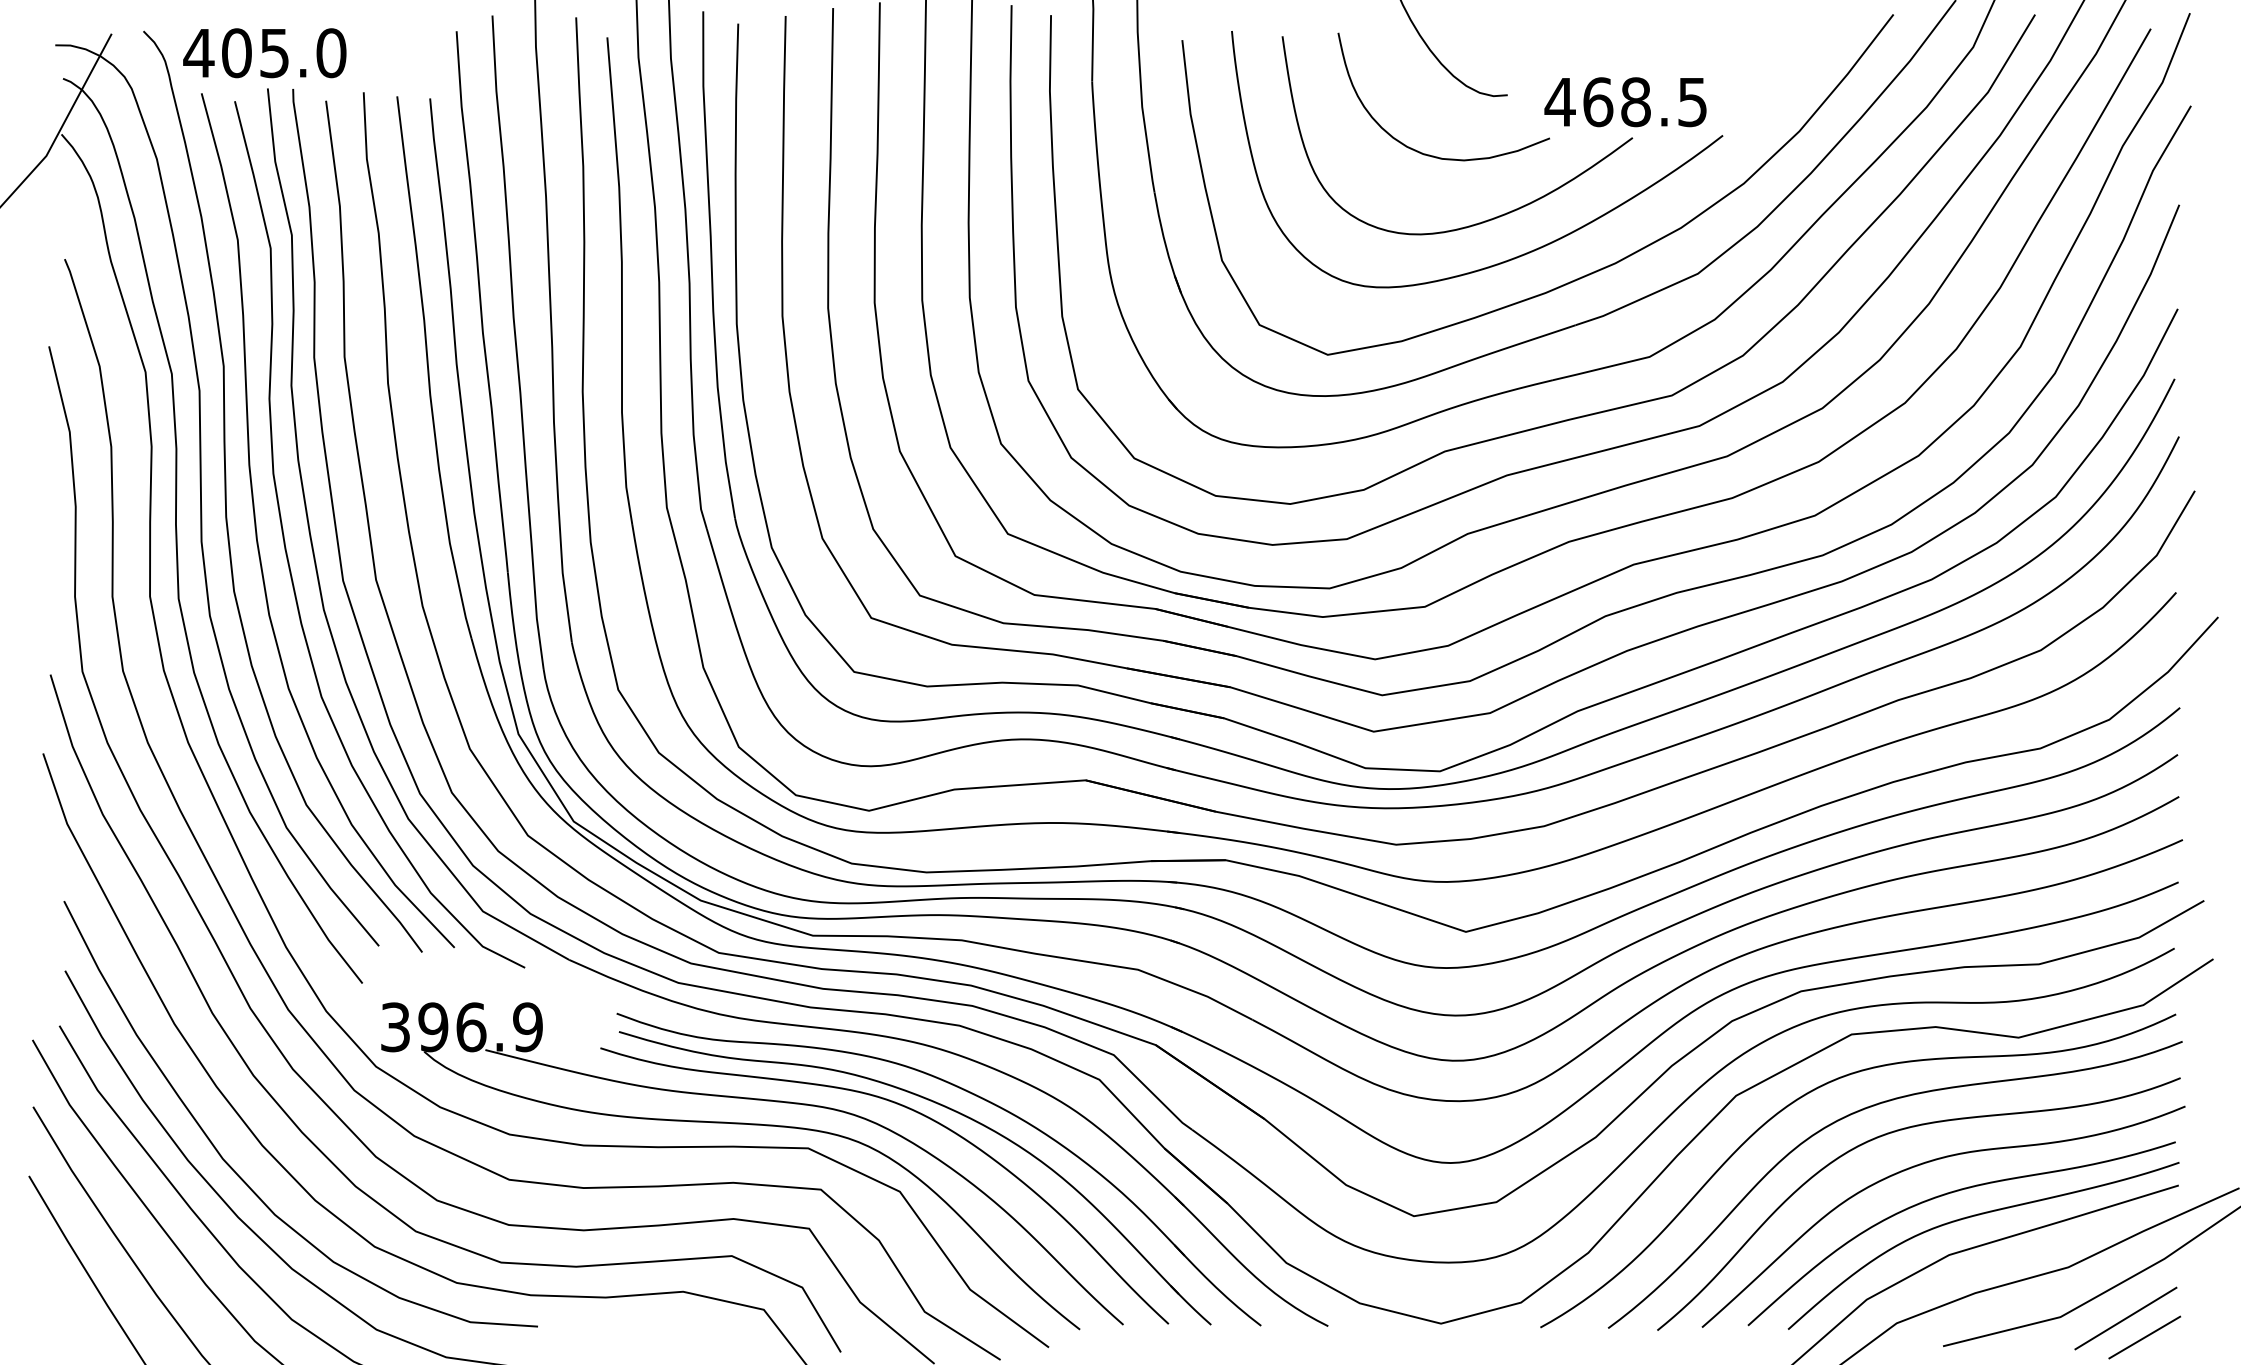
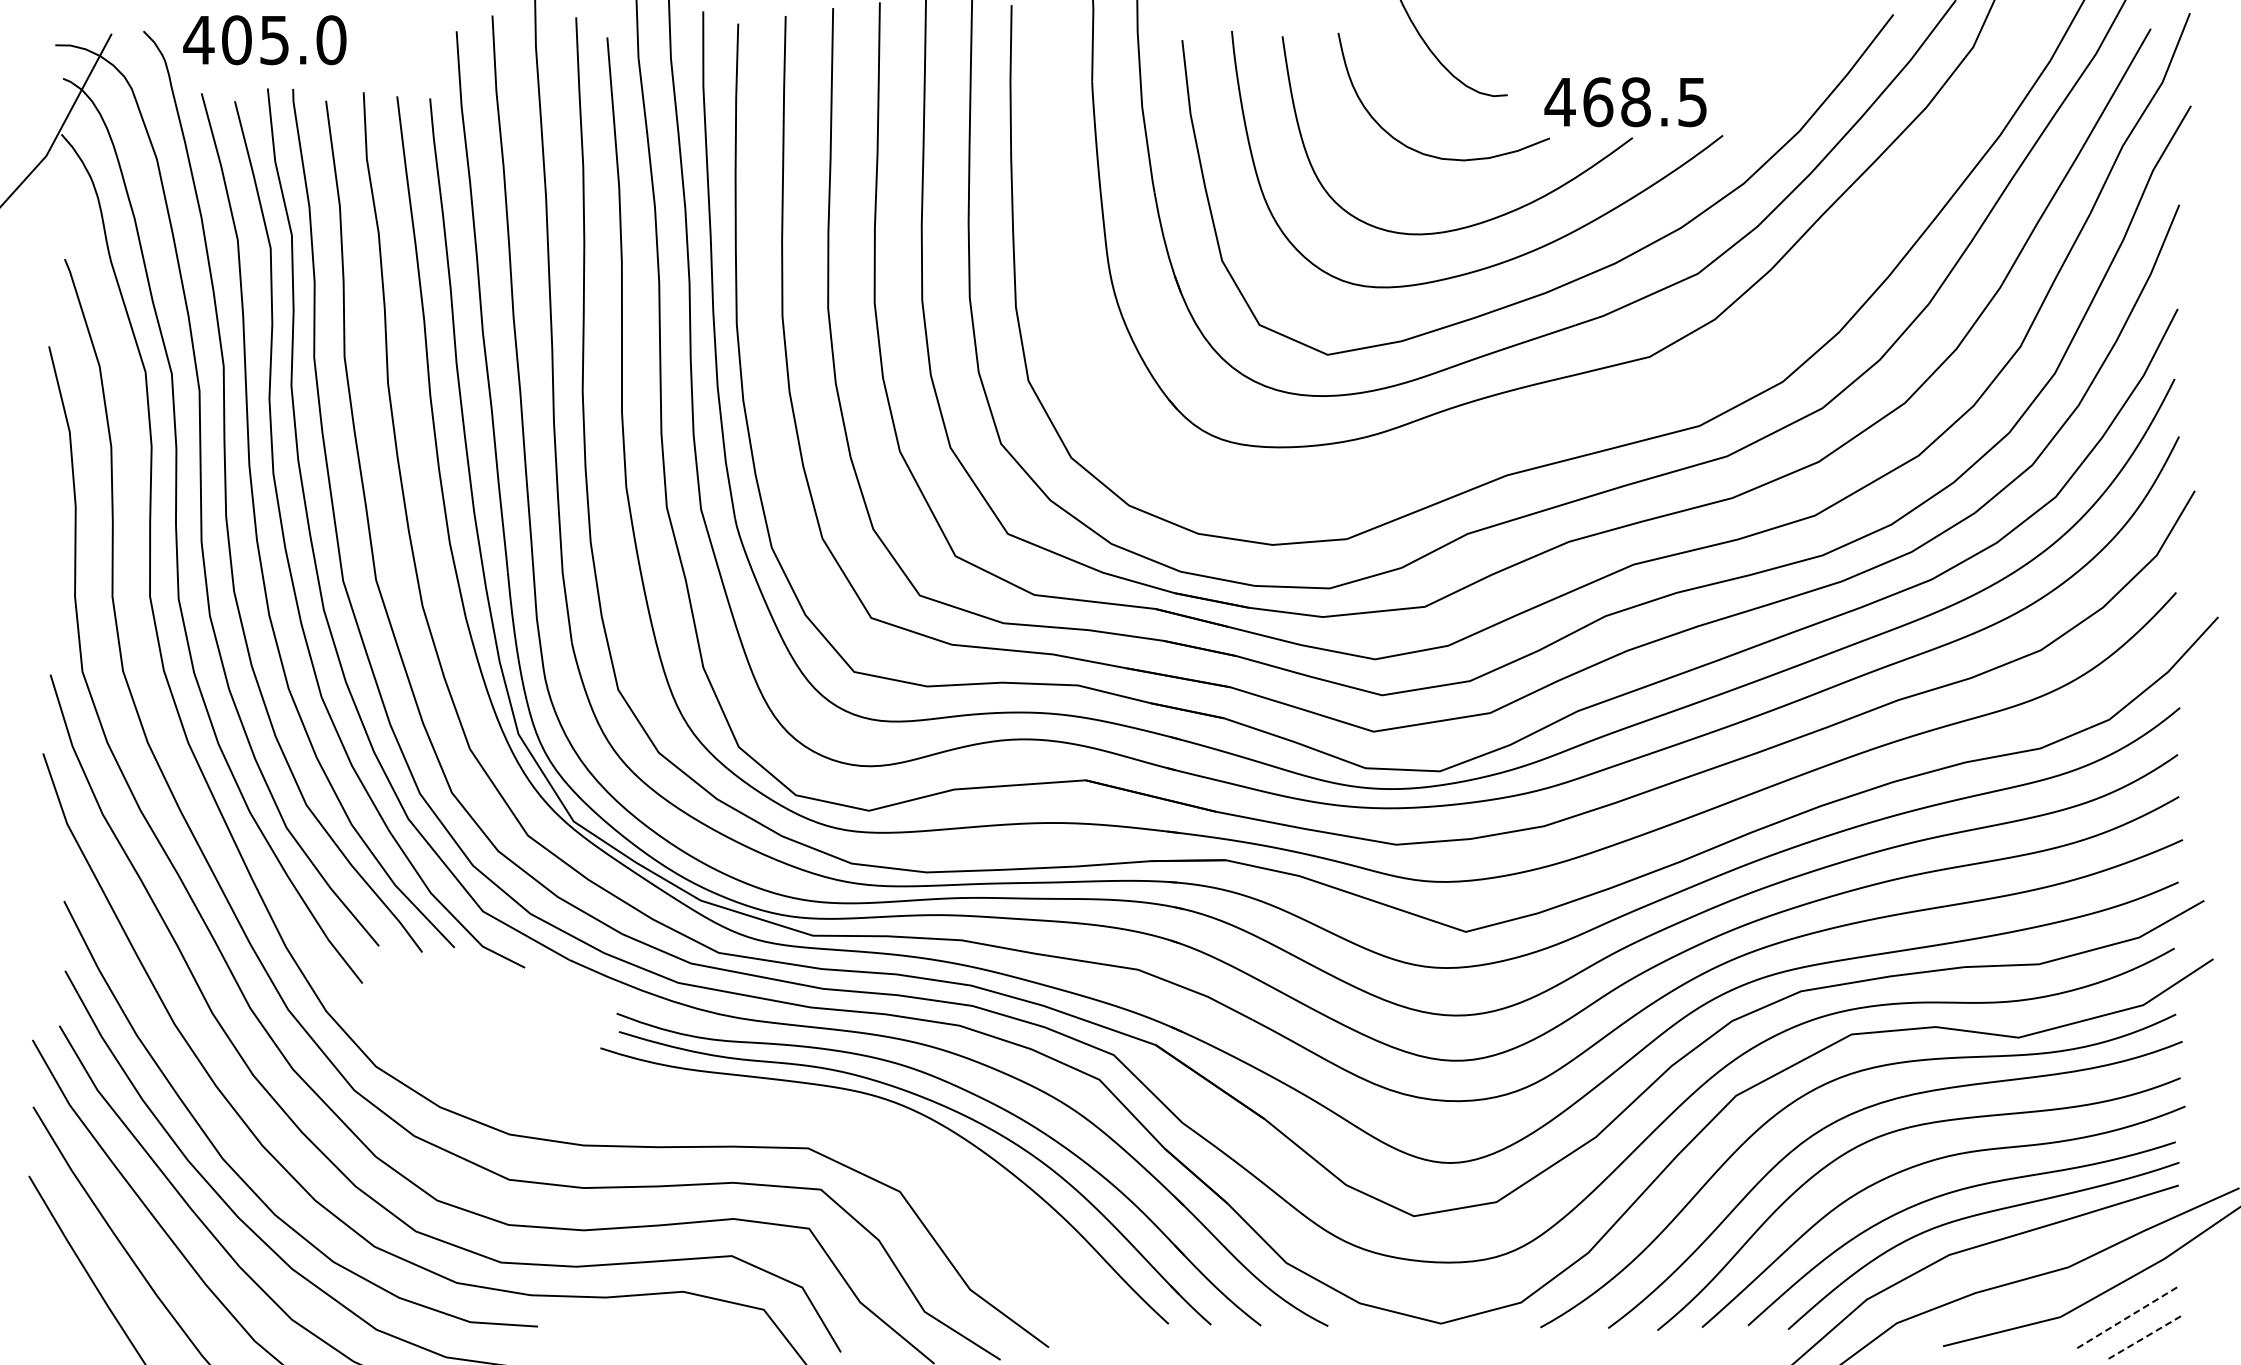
text position: (264, 53) -> (264, 40) (264, 40)
curve: present -> none (1581, 415)
part: present -> none (752, 1125)
line: solid -> dashed (2125, 1318)
line: solid -> dashed (2144, 1337)
